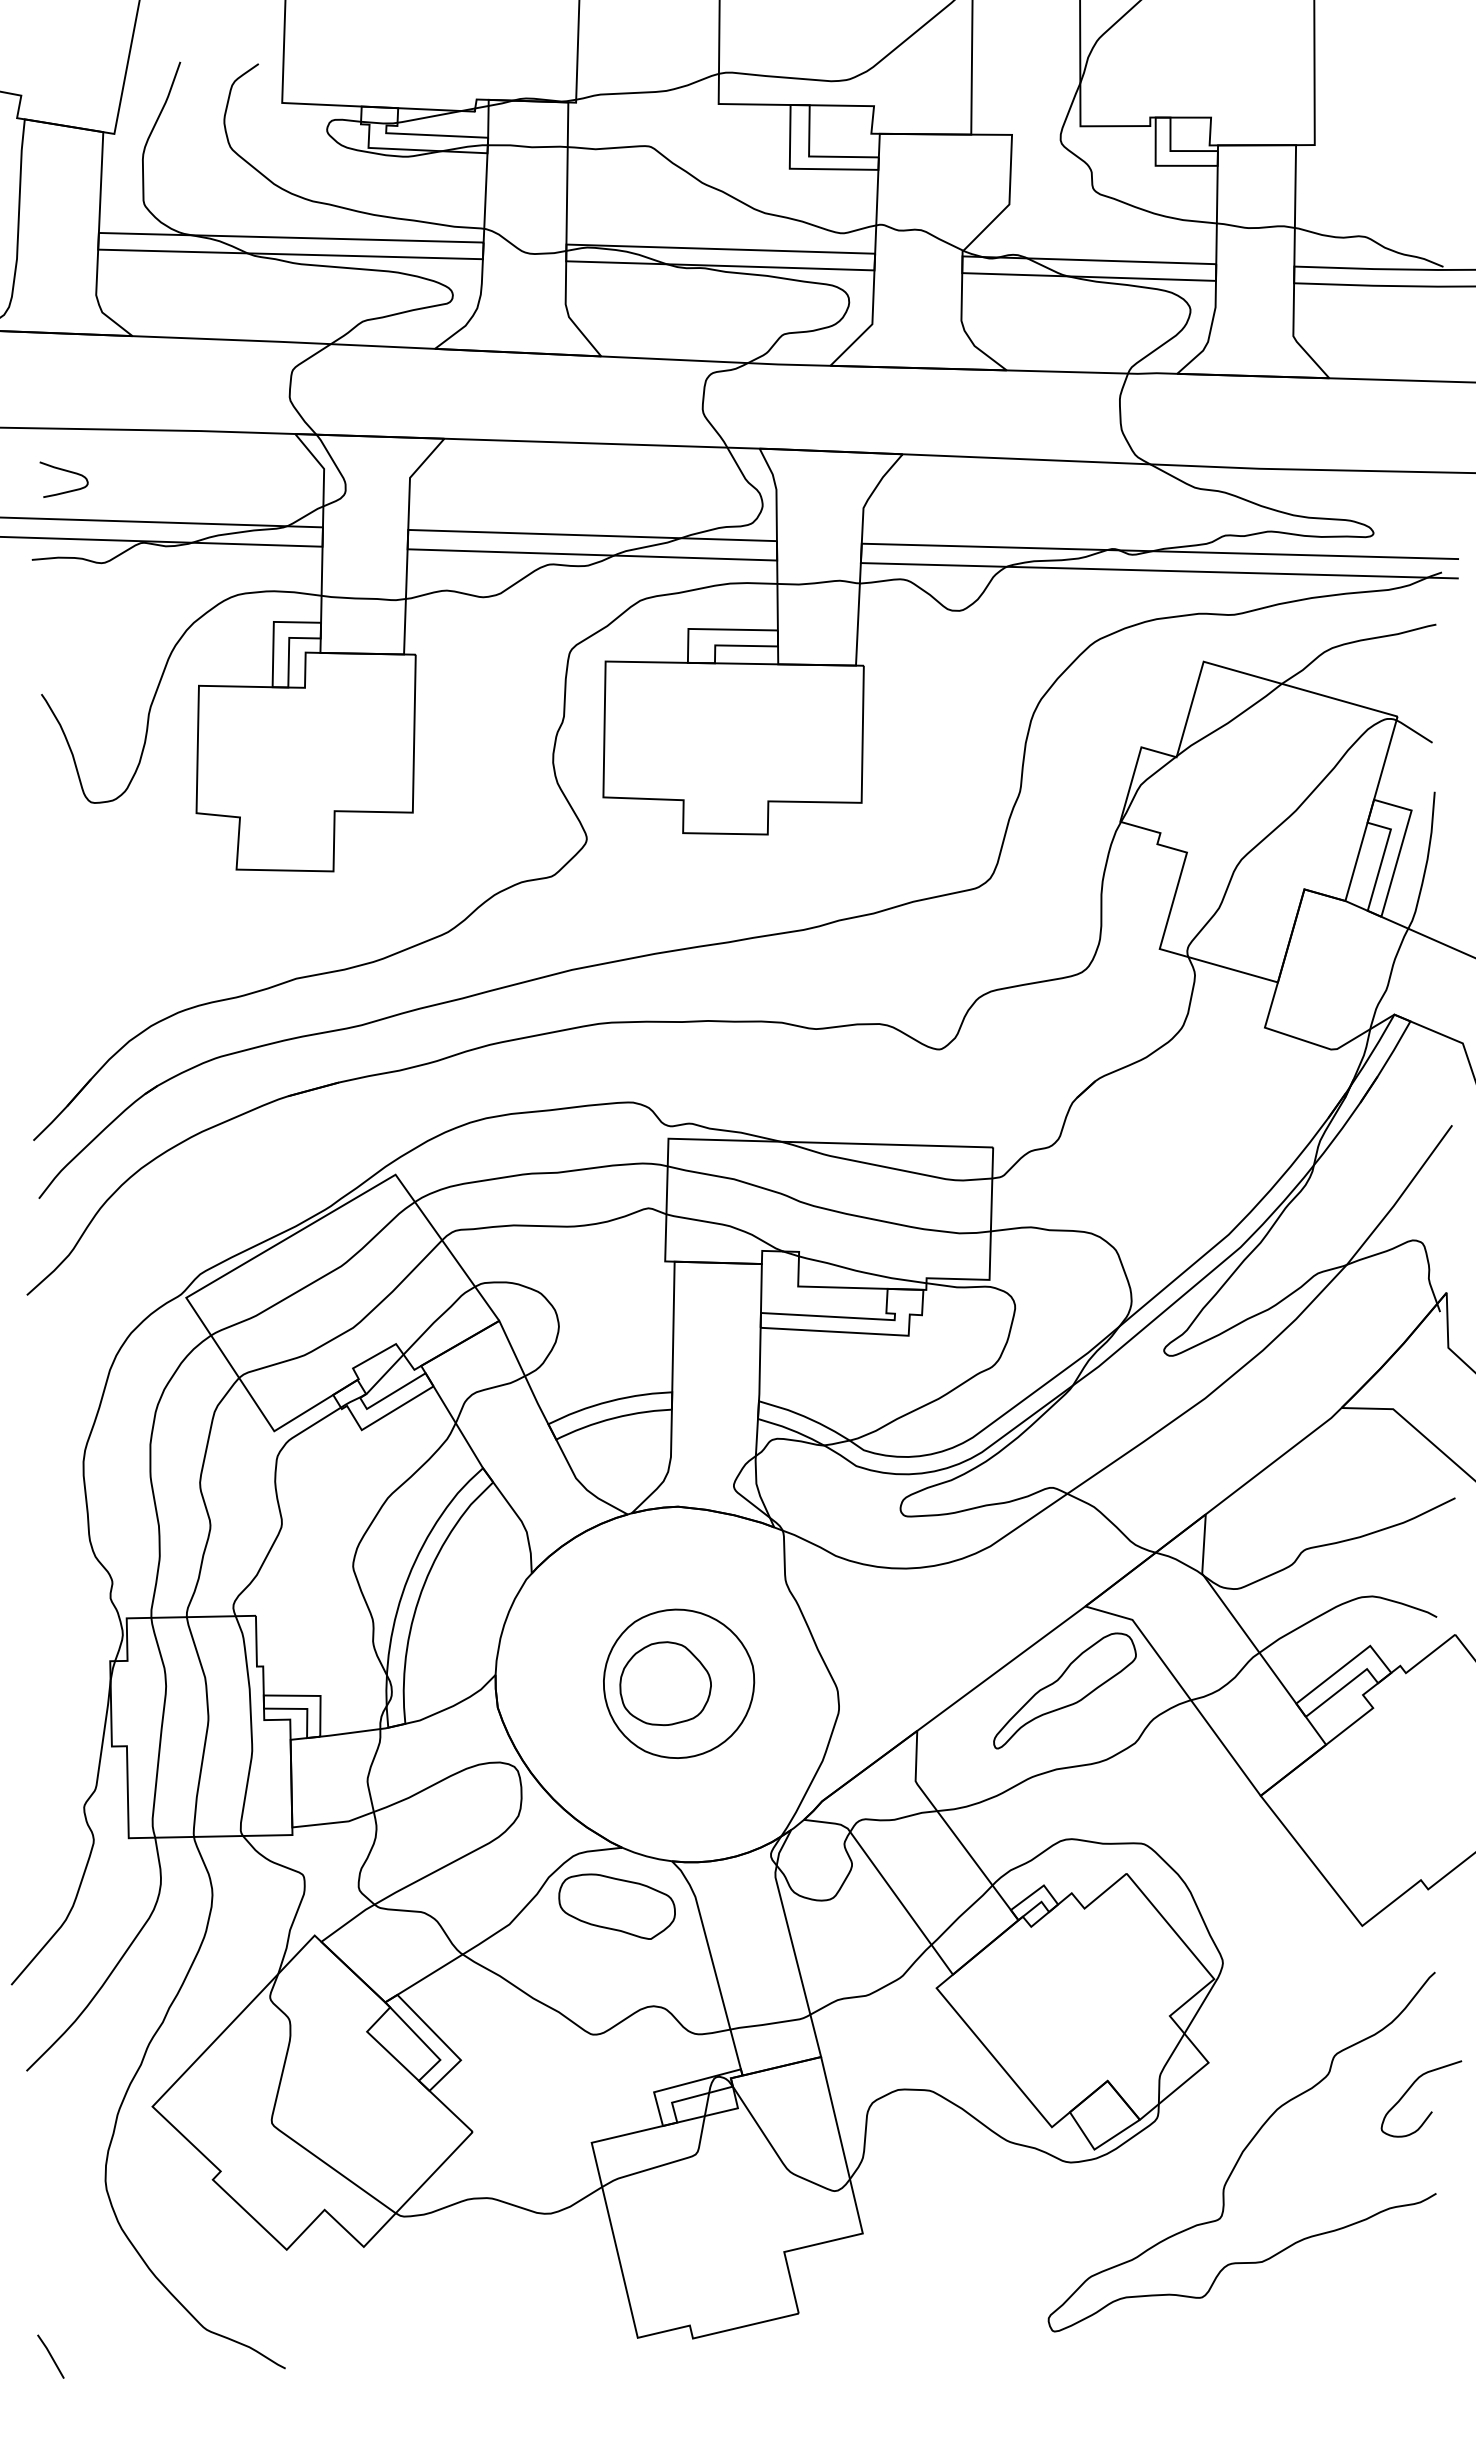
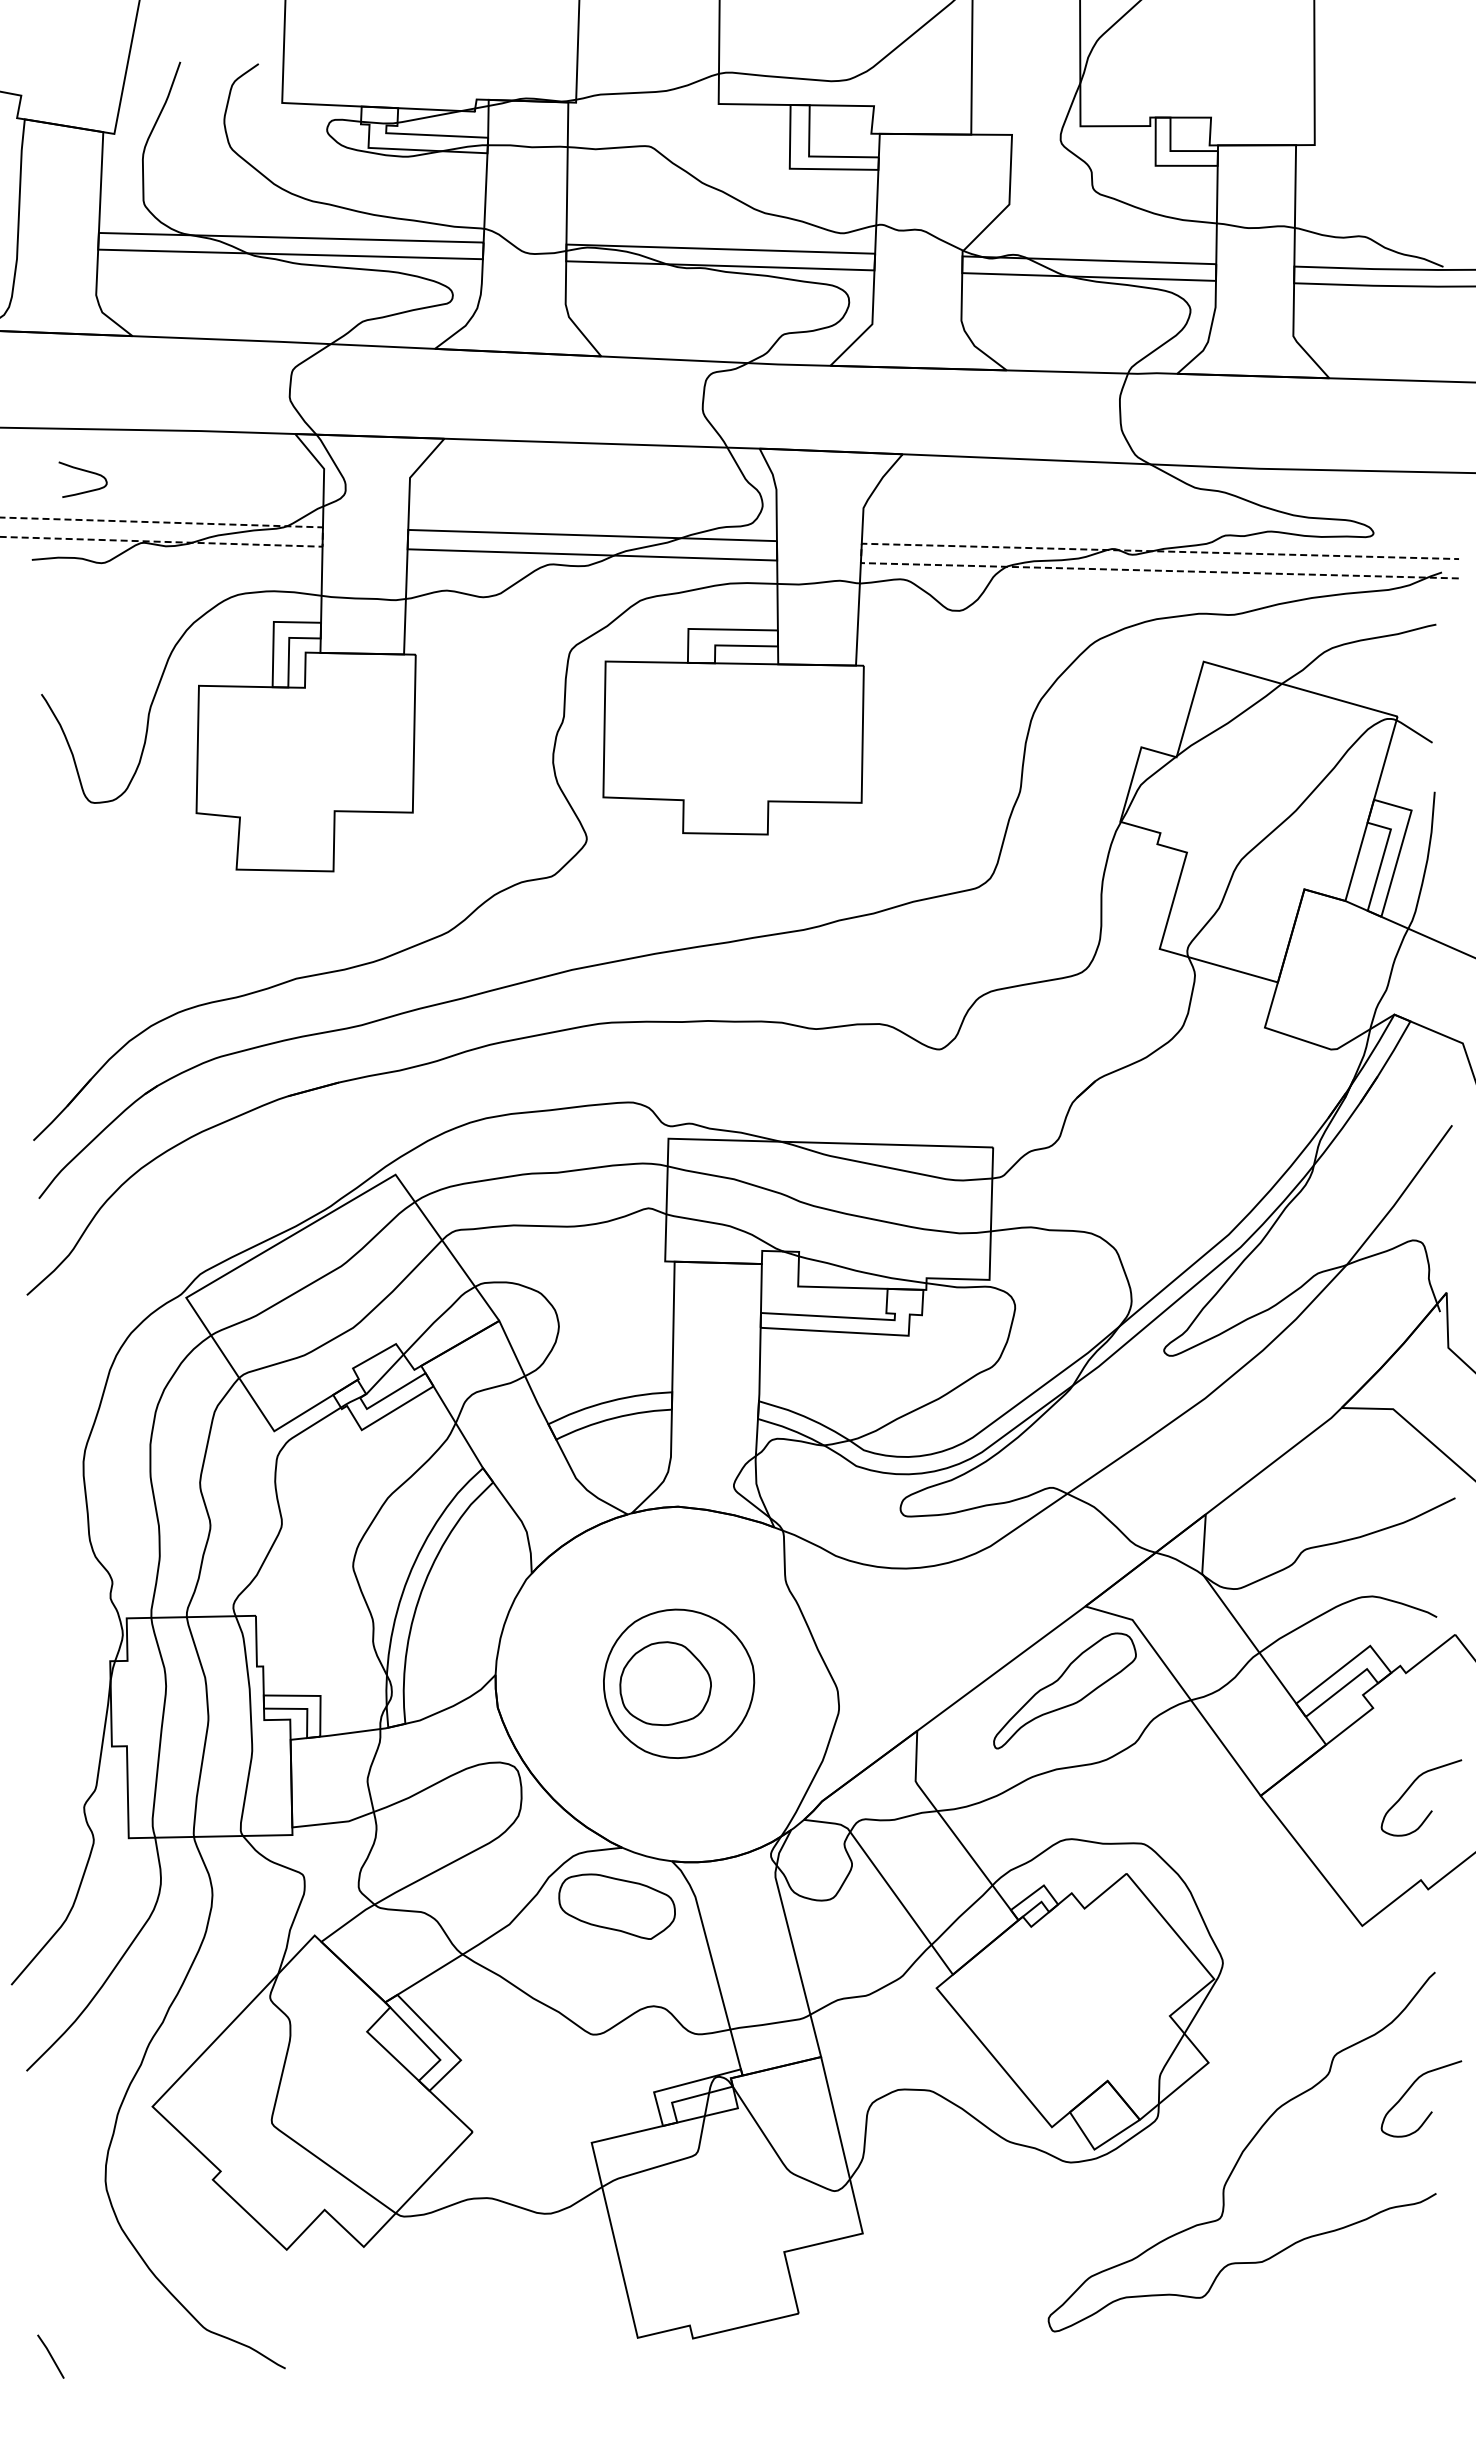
curve position: (64, 471) -> (83, 471) (83, 471)
line: solid -> dashed (322, 537)
line: solid -> dashed (861, 553)
curve: none -> present (1408, 1790)
